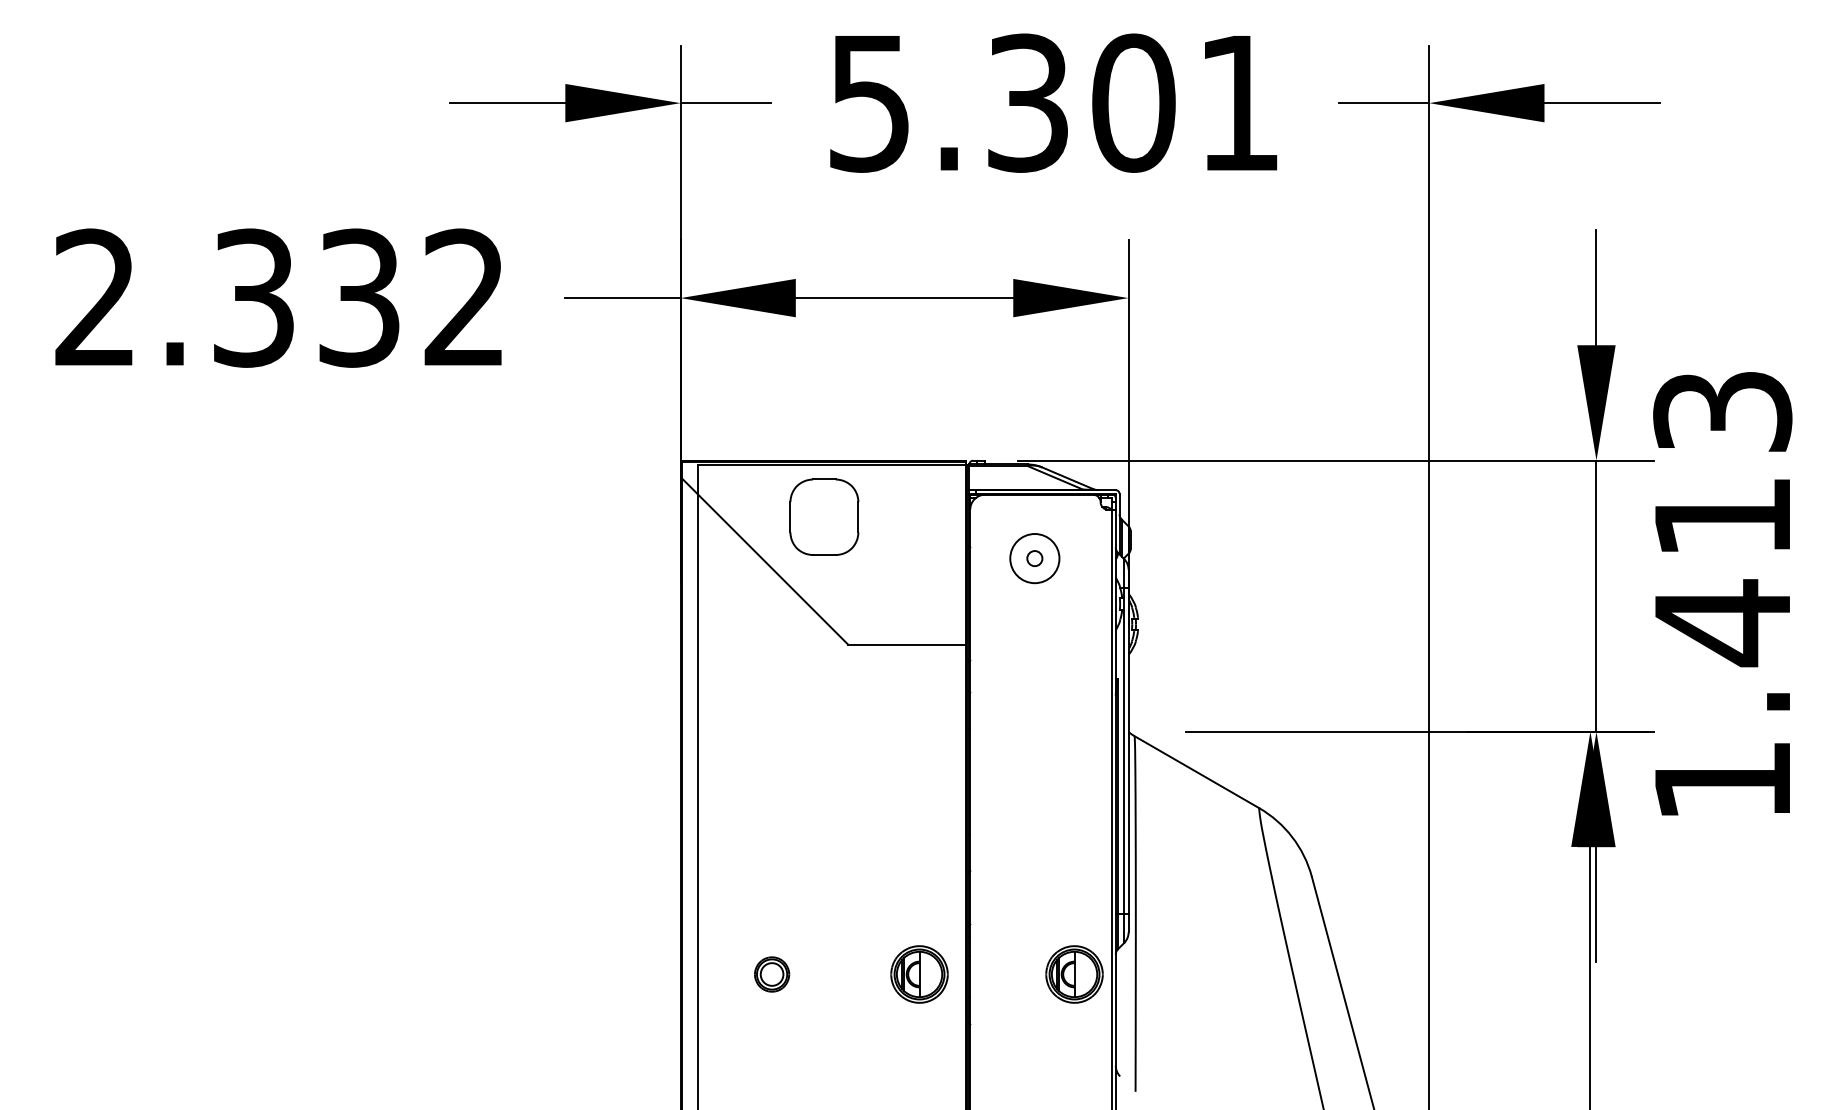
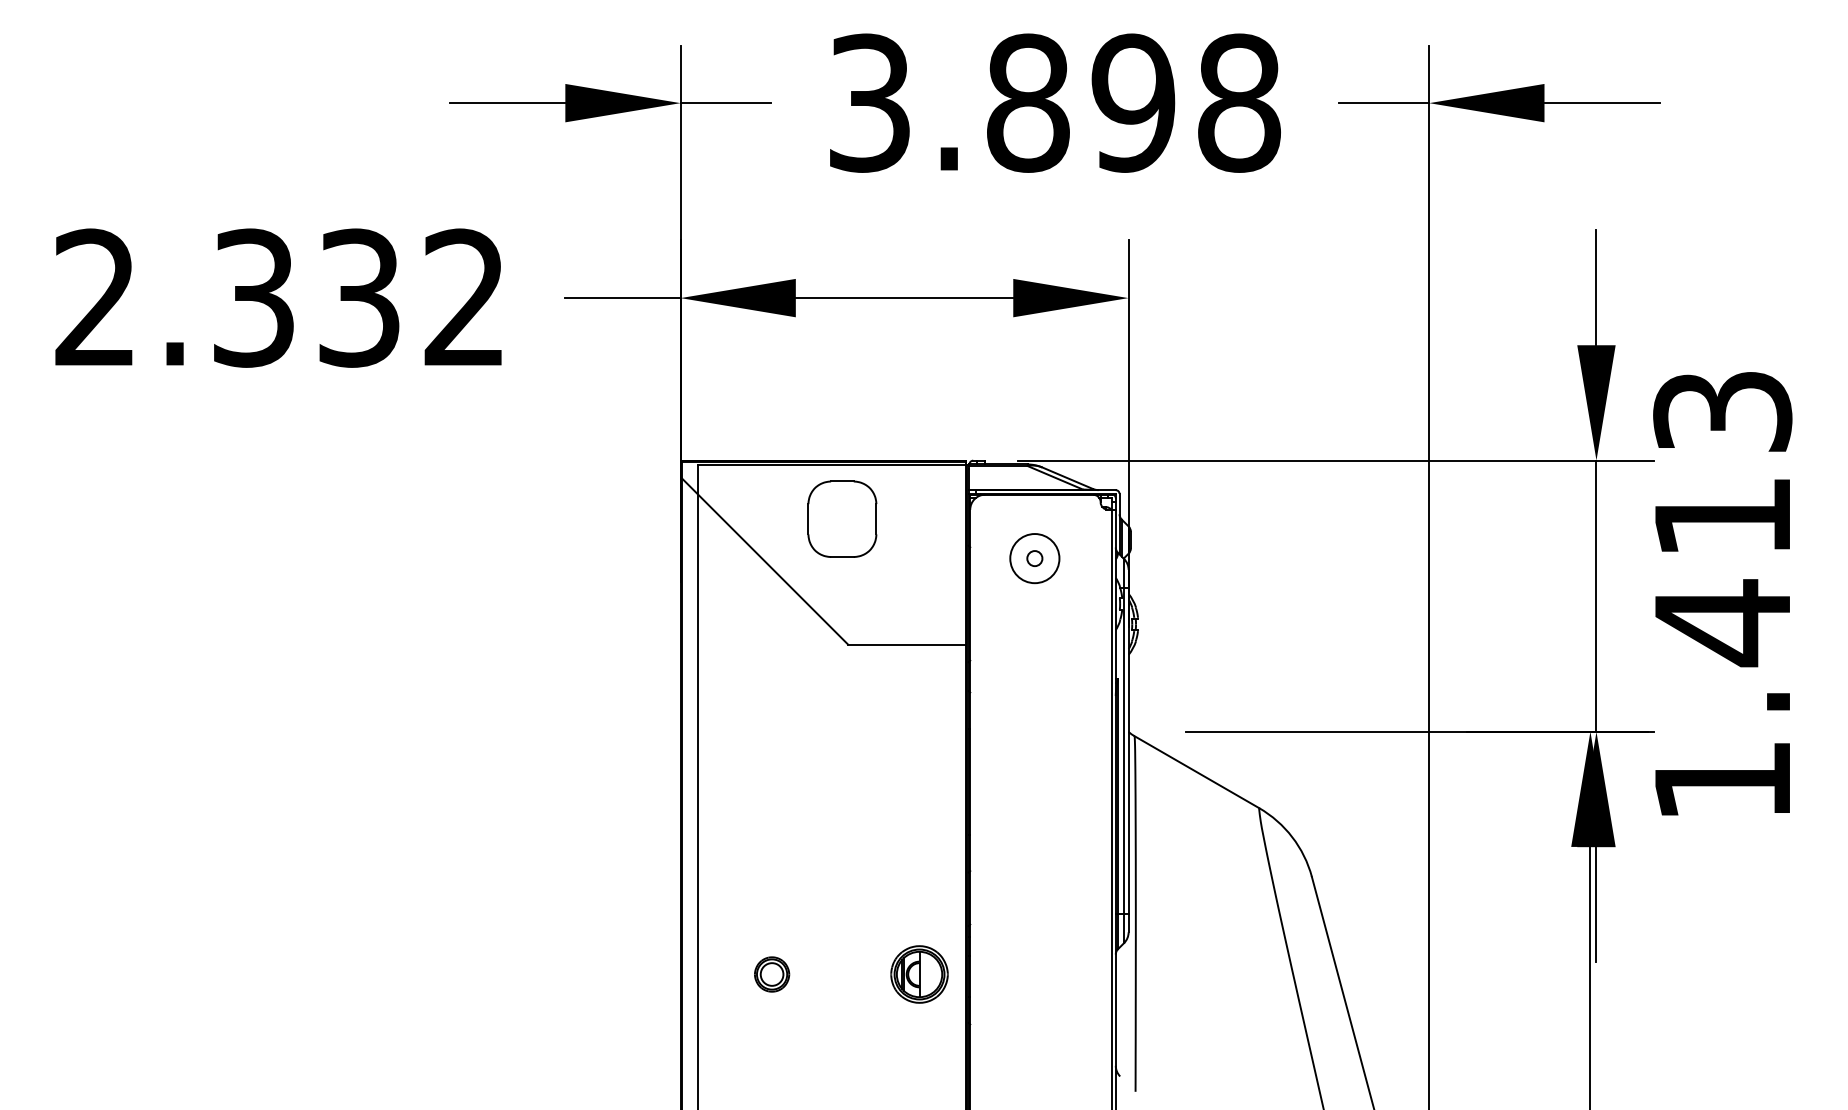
text: 5.301 -> 3.898 (1055, 102)
part position: (824, 516) -> (842, 518) (842, 518)
part: present -> none (1074, 974)
